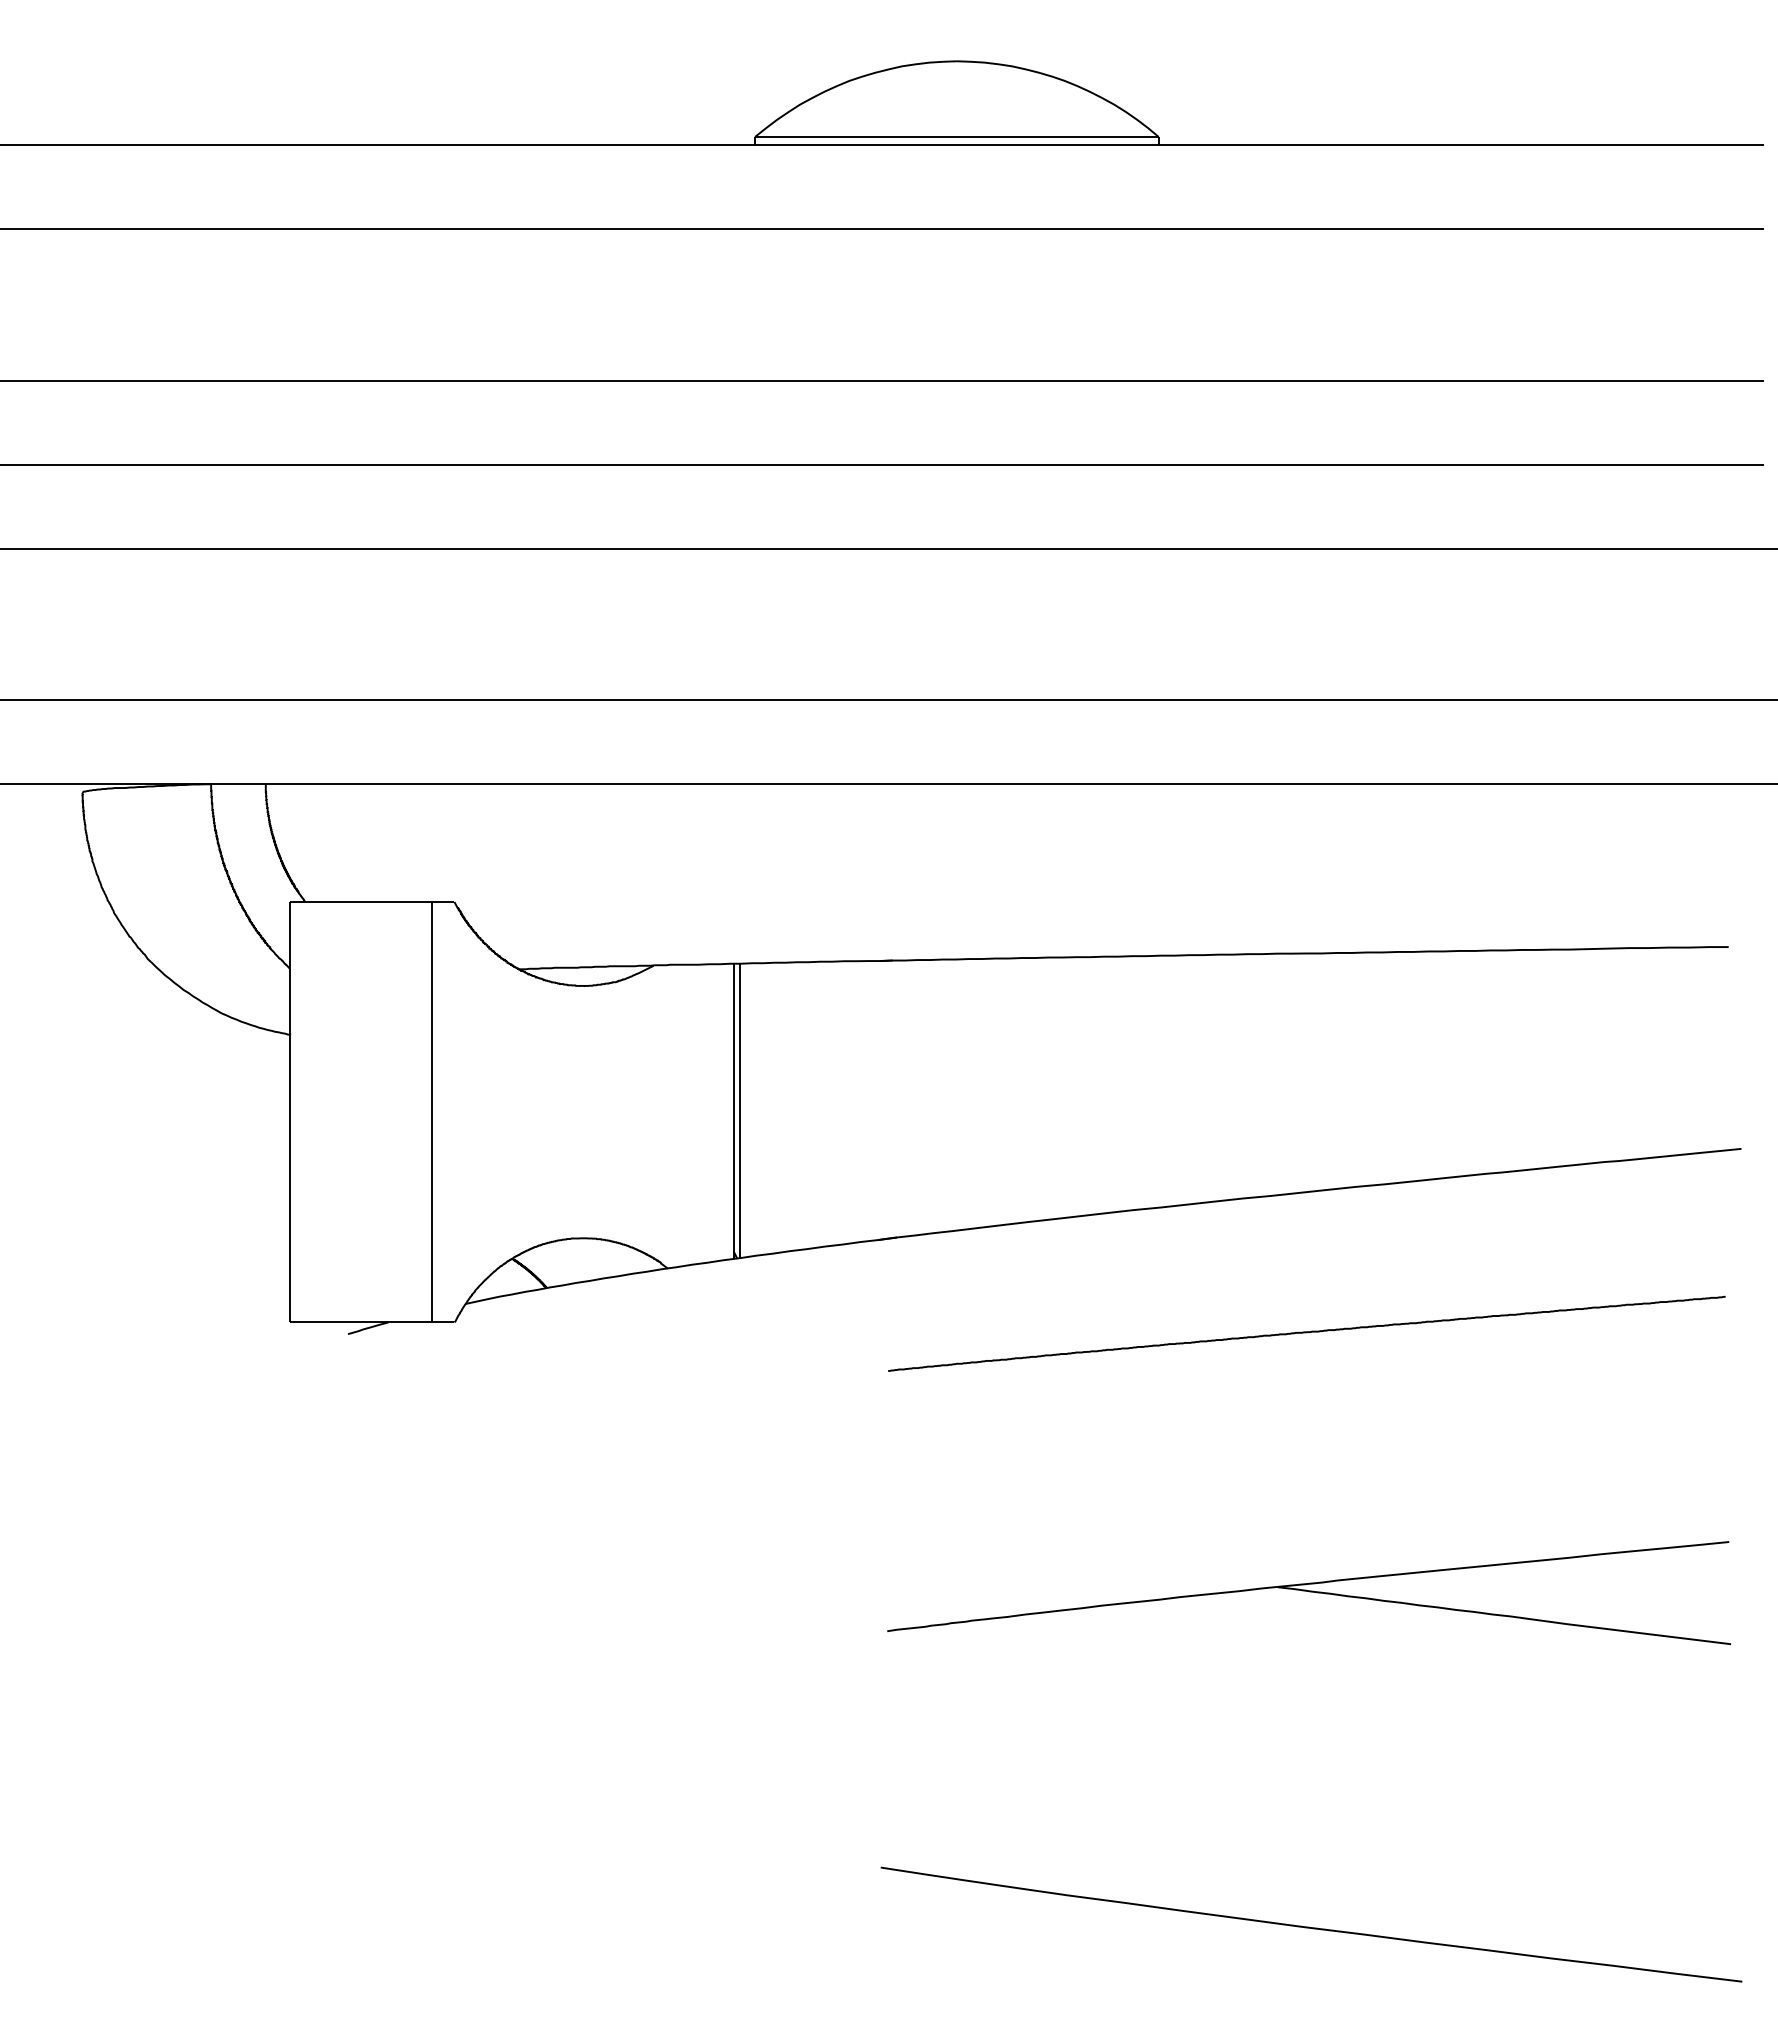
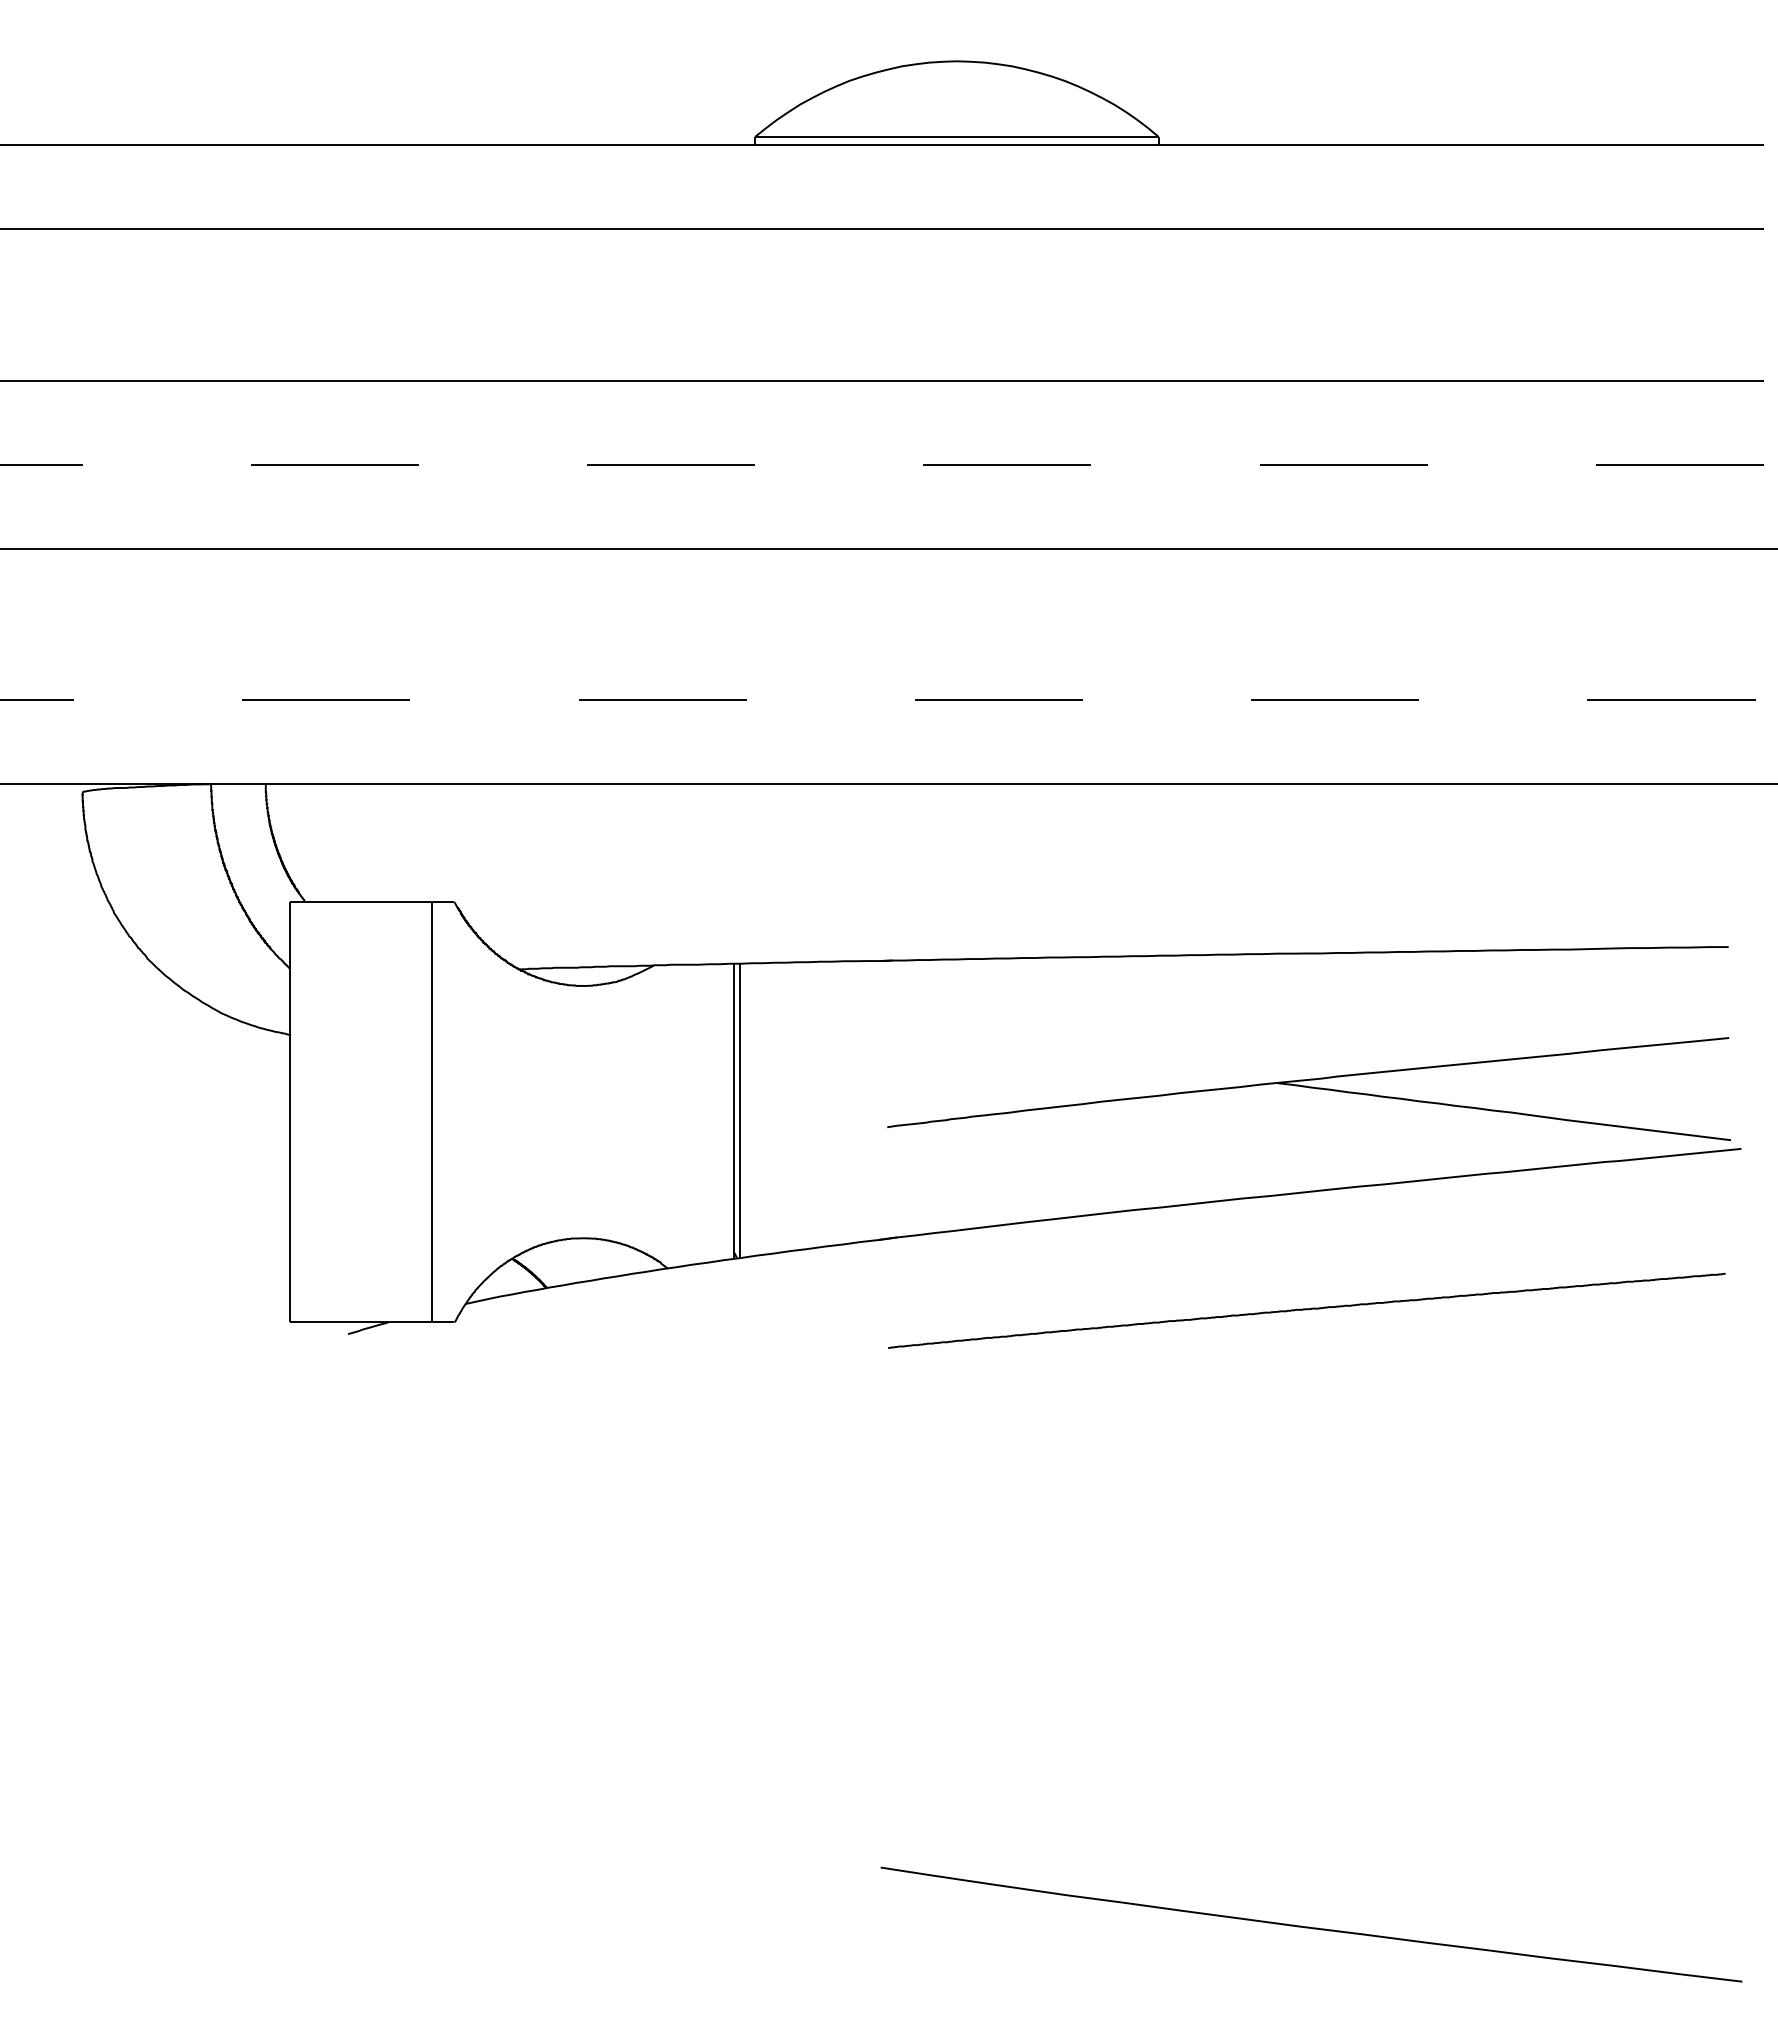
line: solid -> dashed (882, 464)
line: solid -> dashed (889, 700)
curve position: (1306, 1333) -> (1306, 1310) (1306, 1310)
part position: (1308, 1593) -> (1308, 1089) (1308, 1089)
